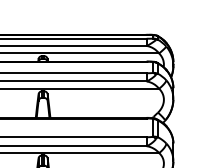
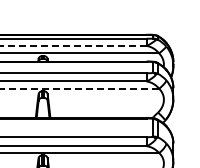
line: solid -> dashed (72, 45)
line: solid -> dashed (79, 88)
